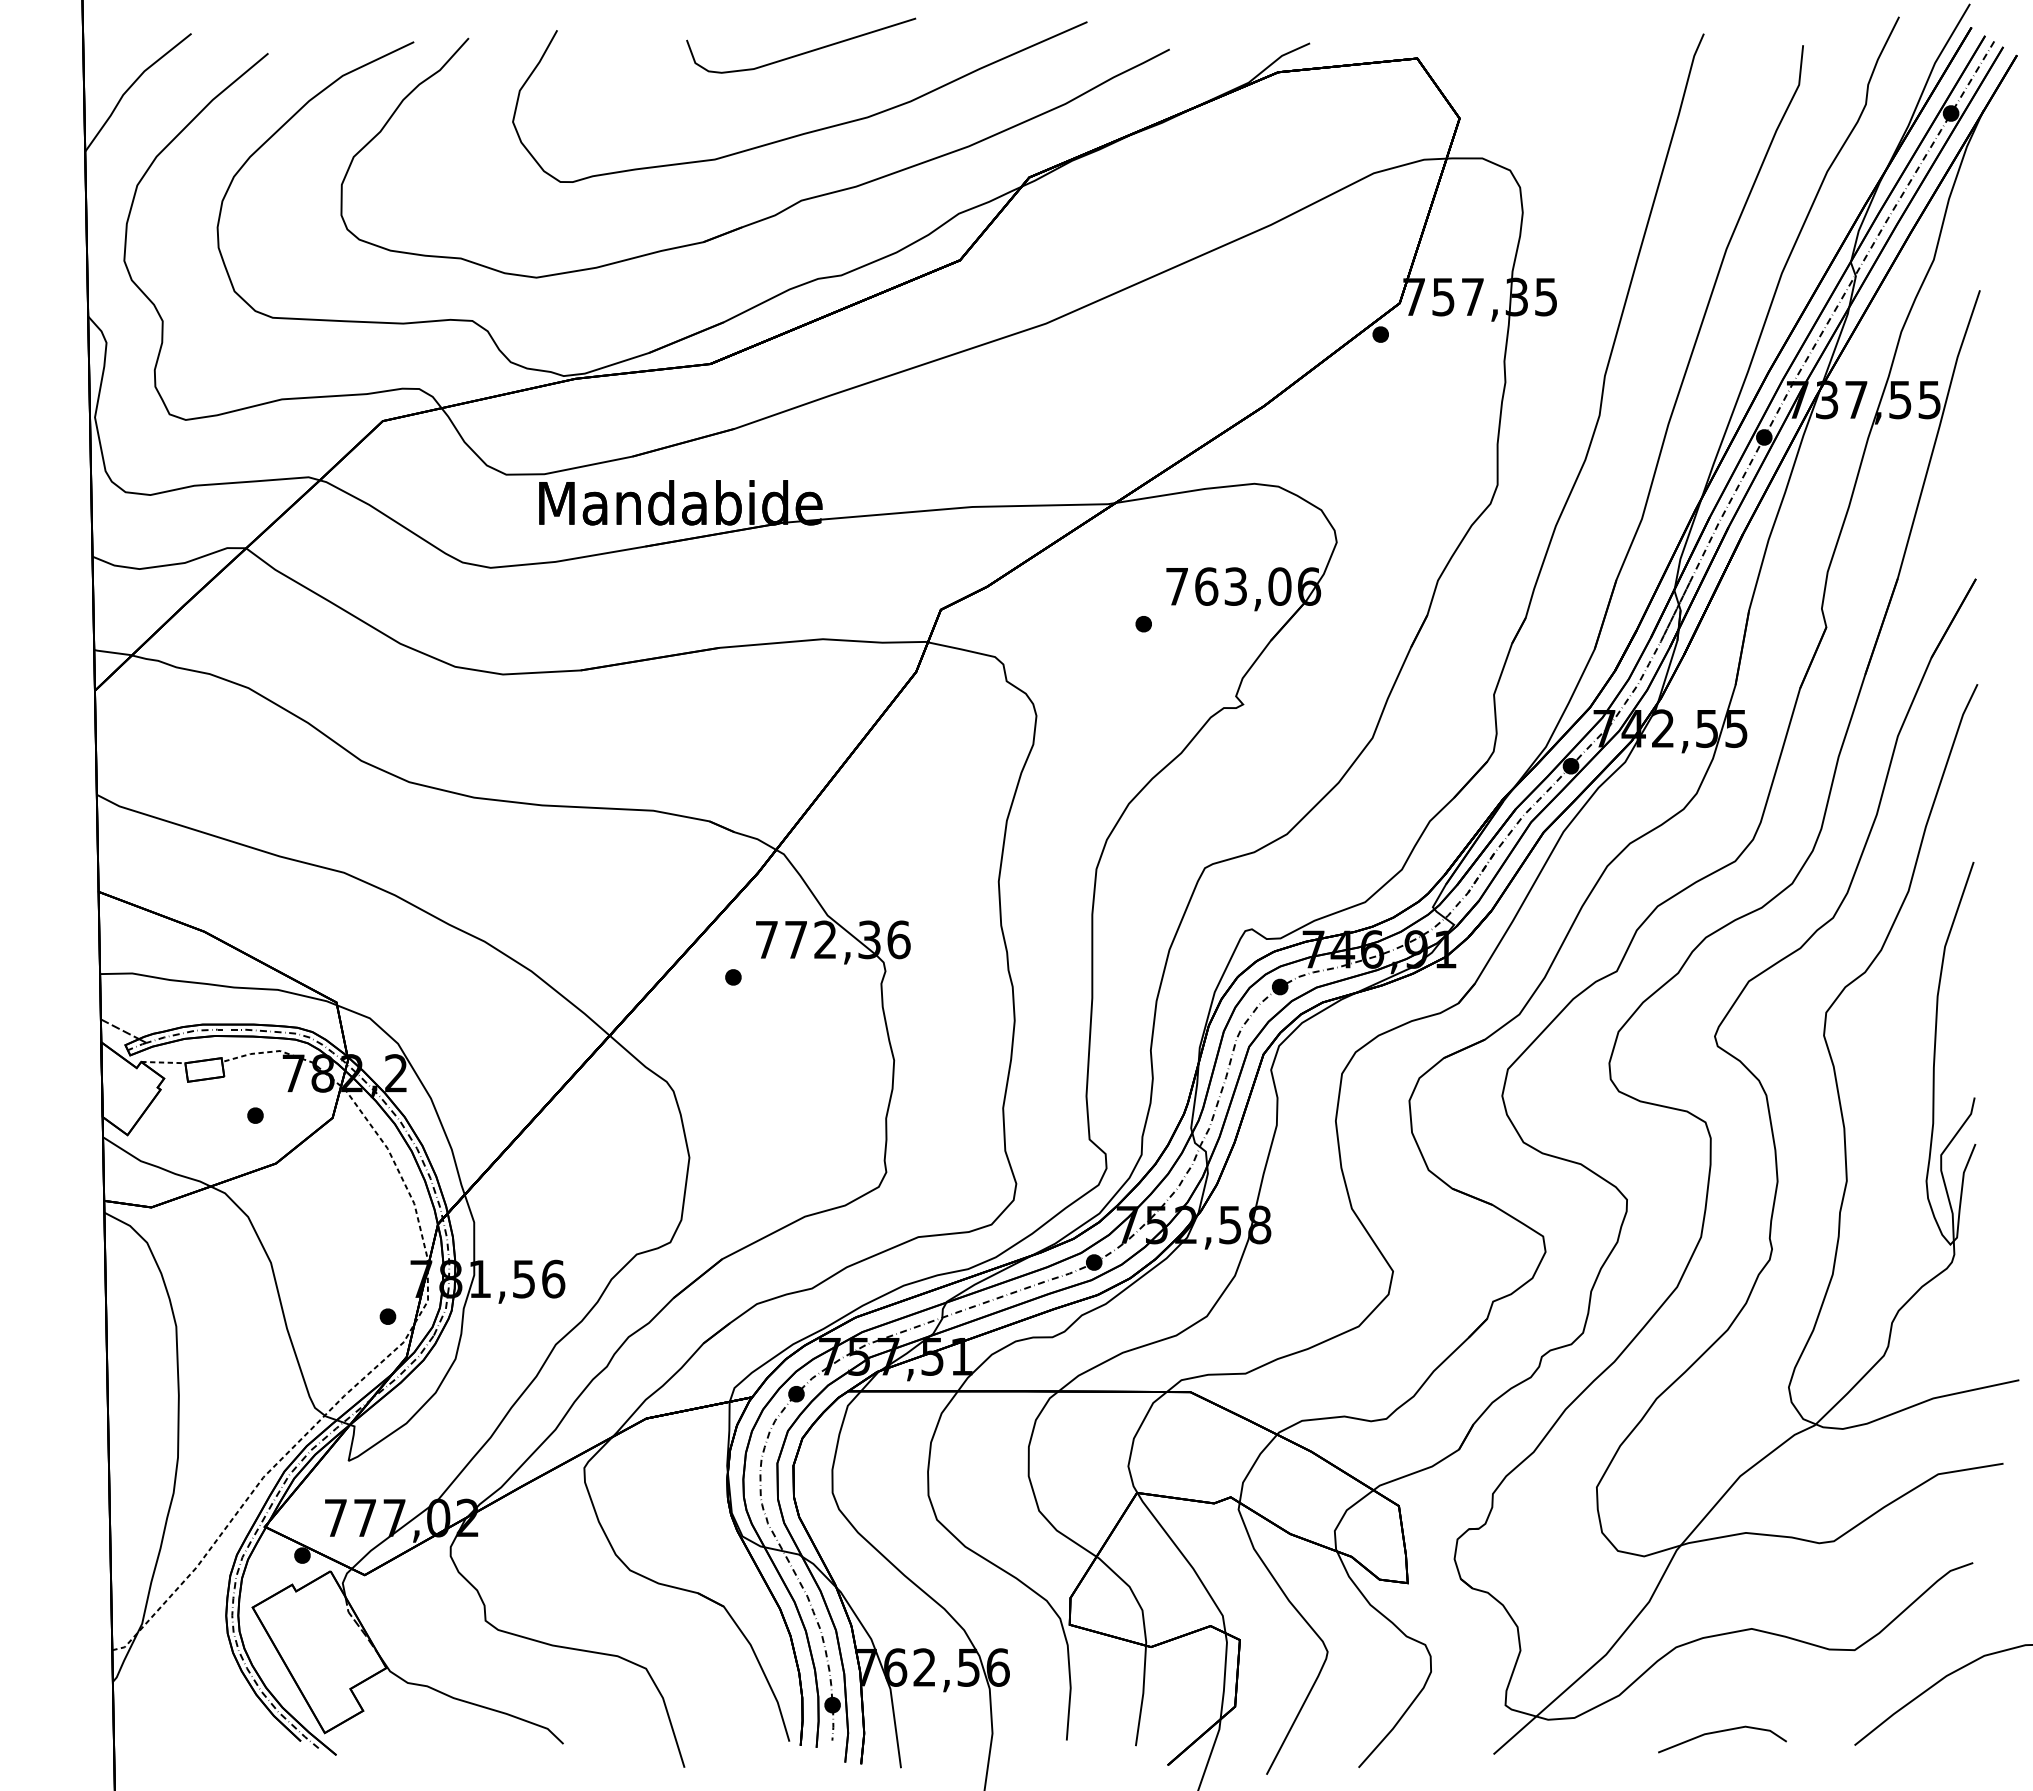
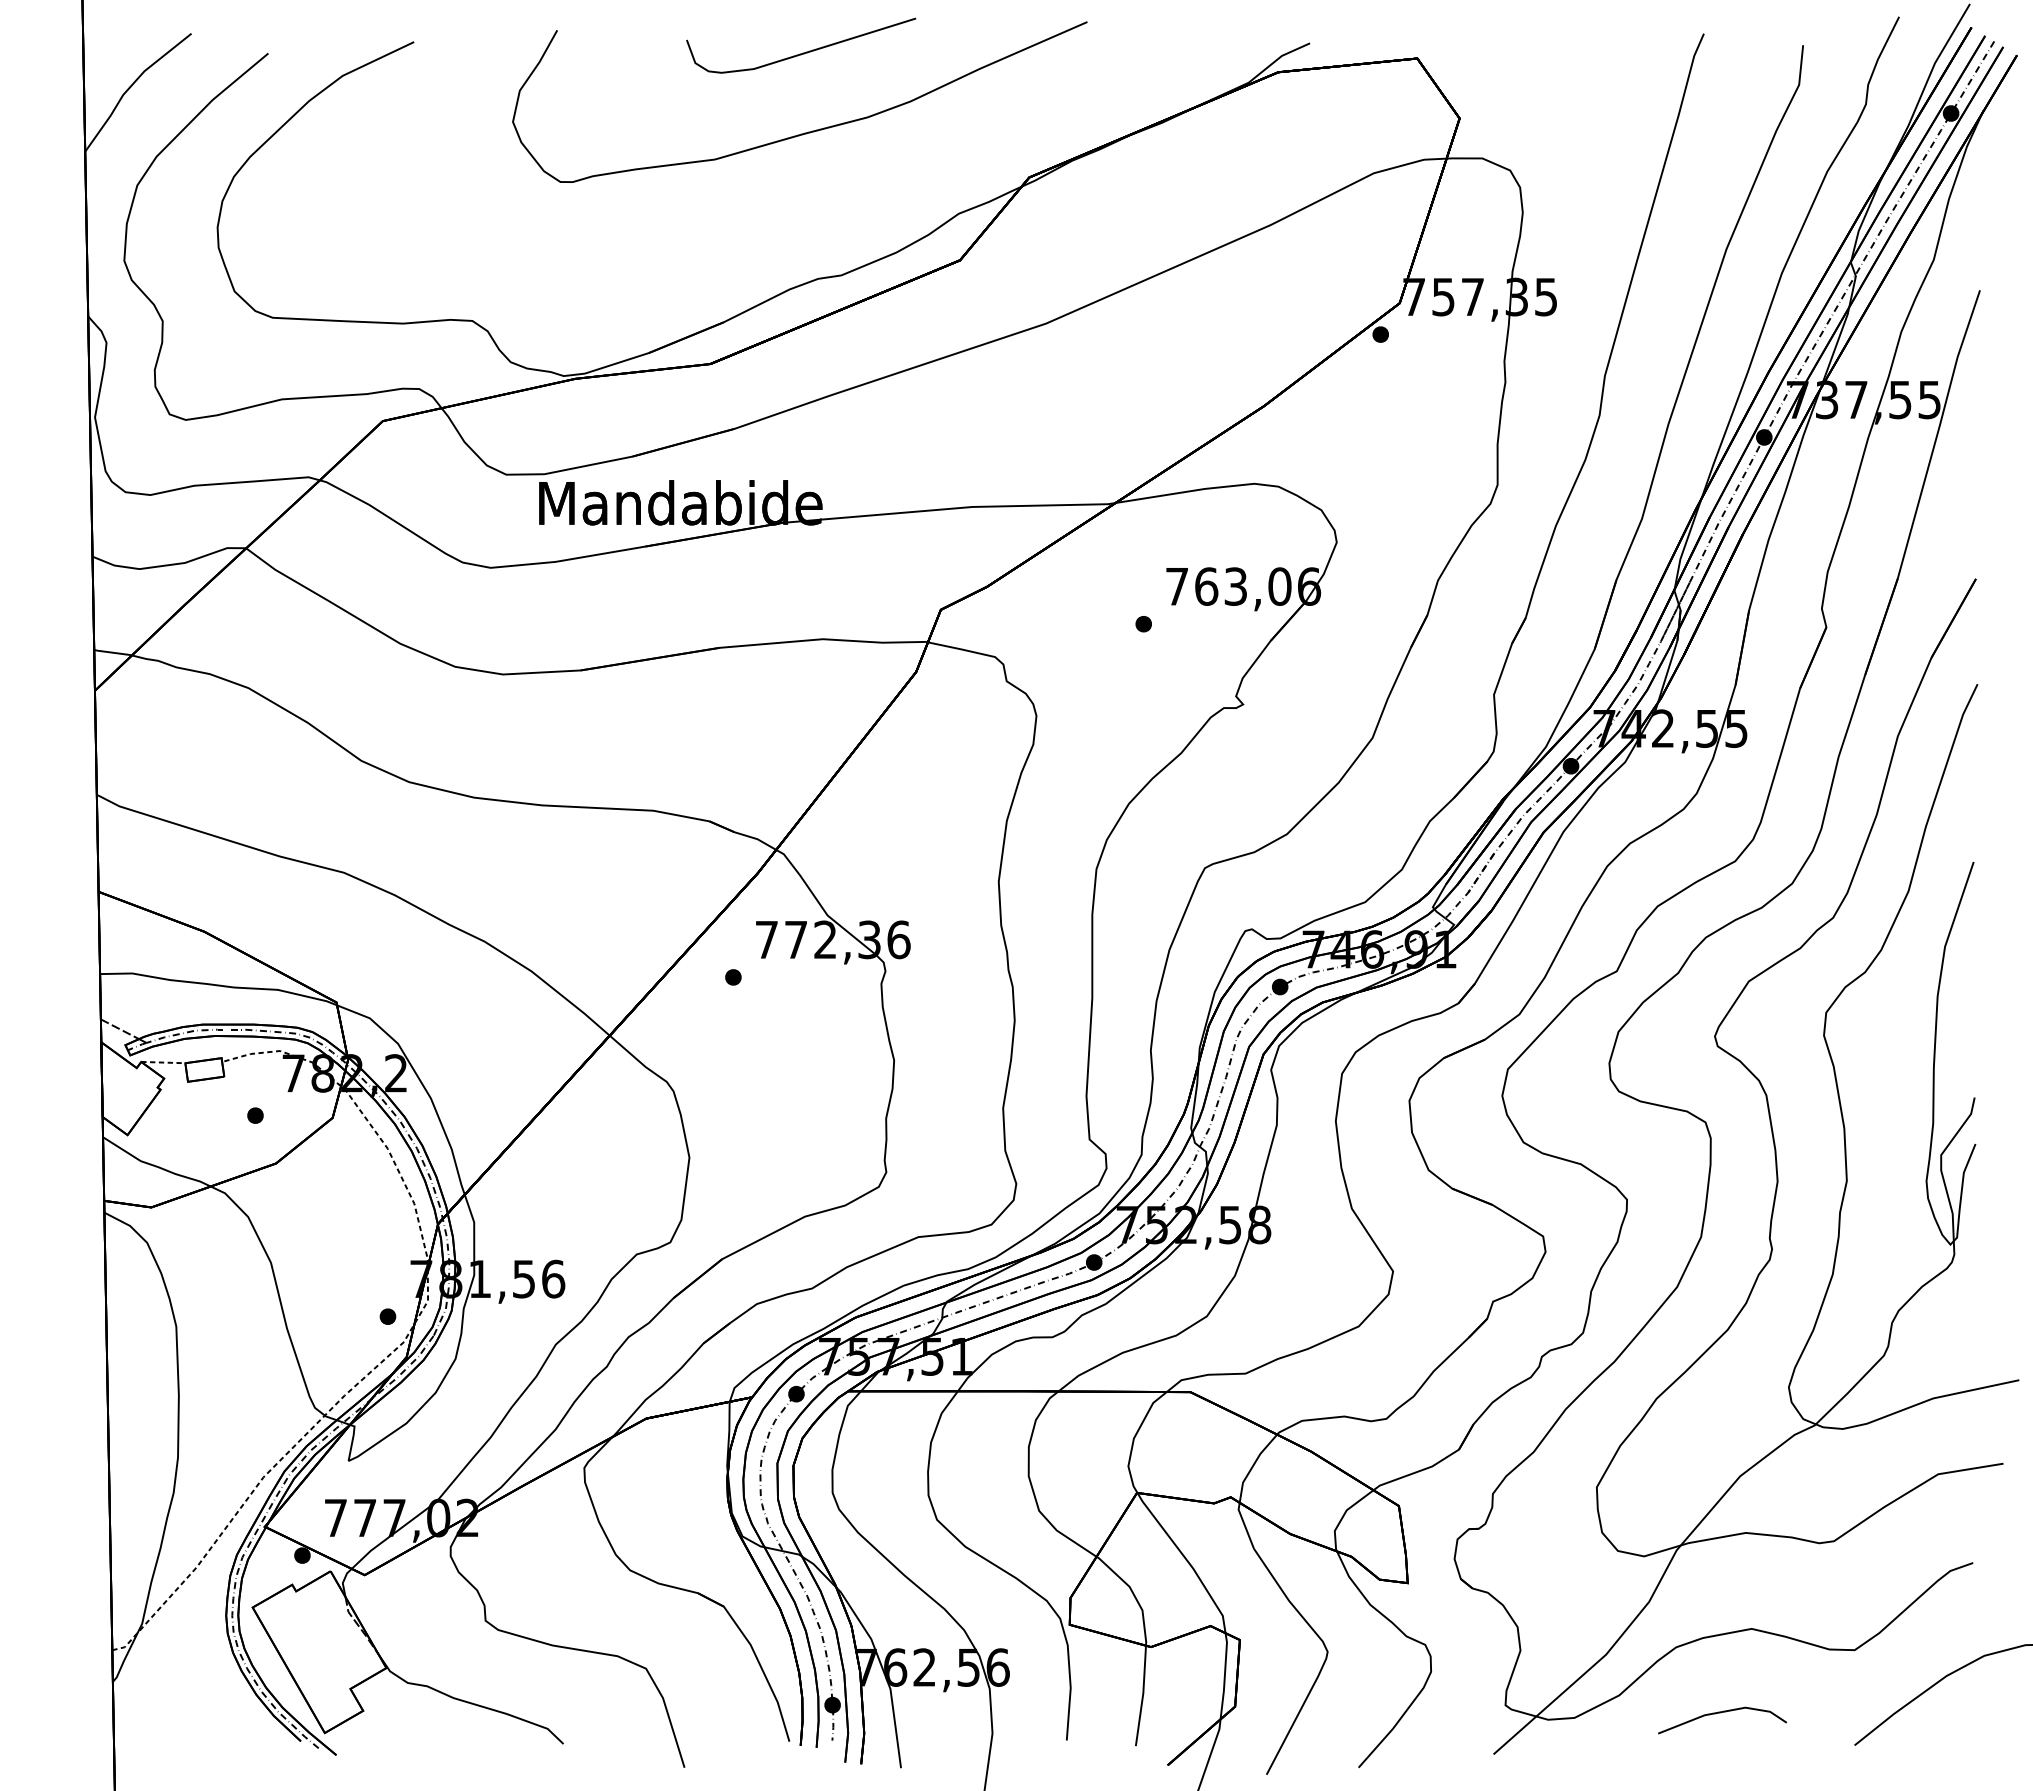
part: present -> none (786, 207)
line position: (1721, 1732) -> (1721, 1713) (1721, 1713)
